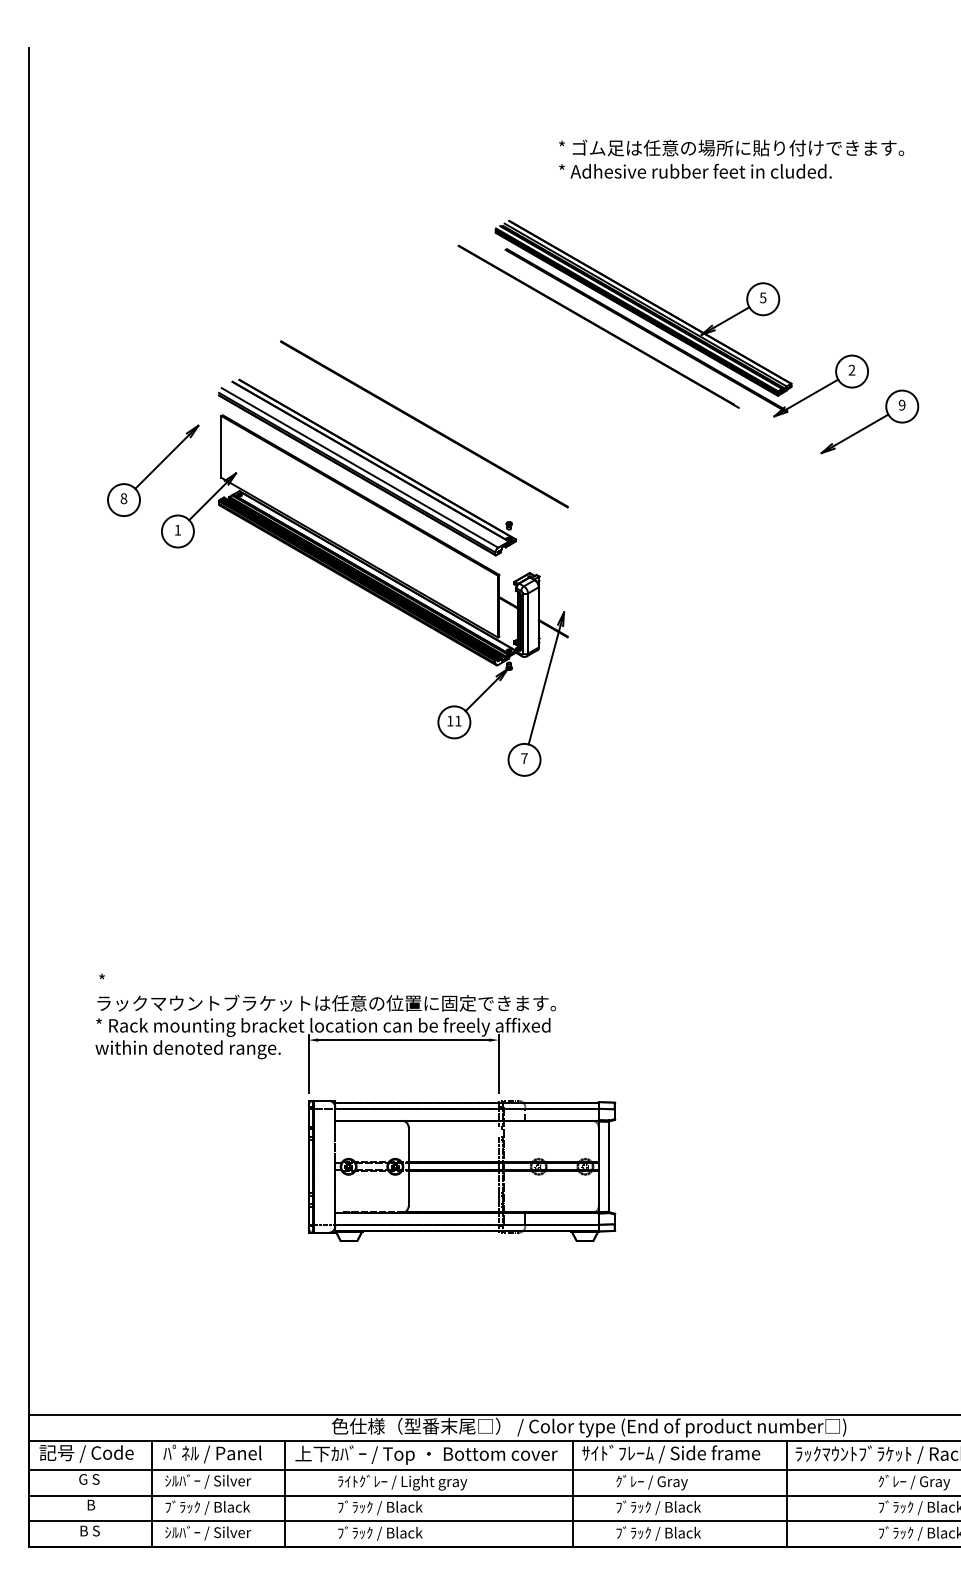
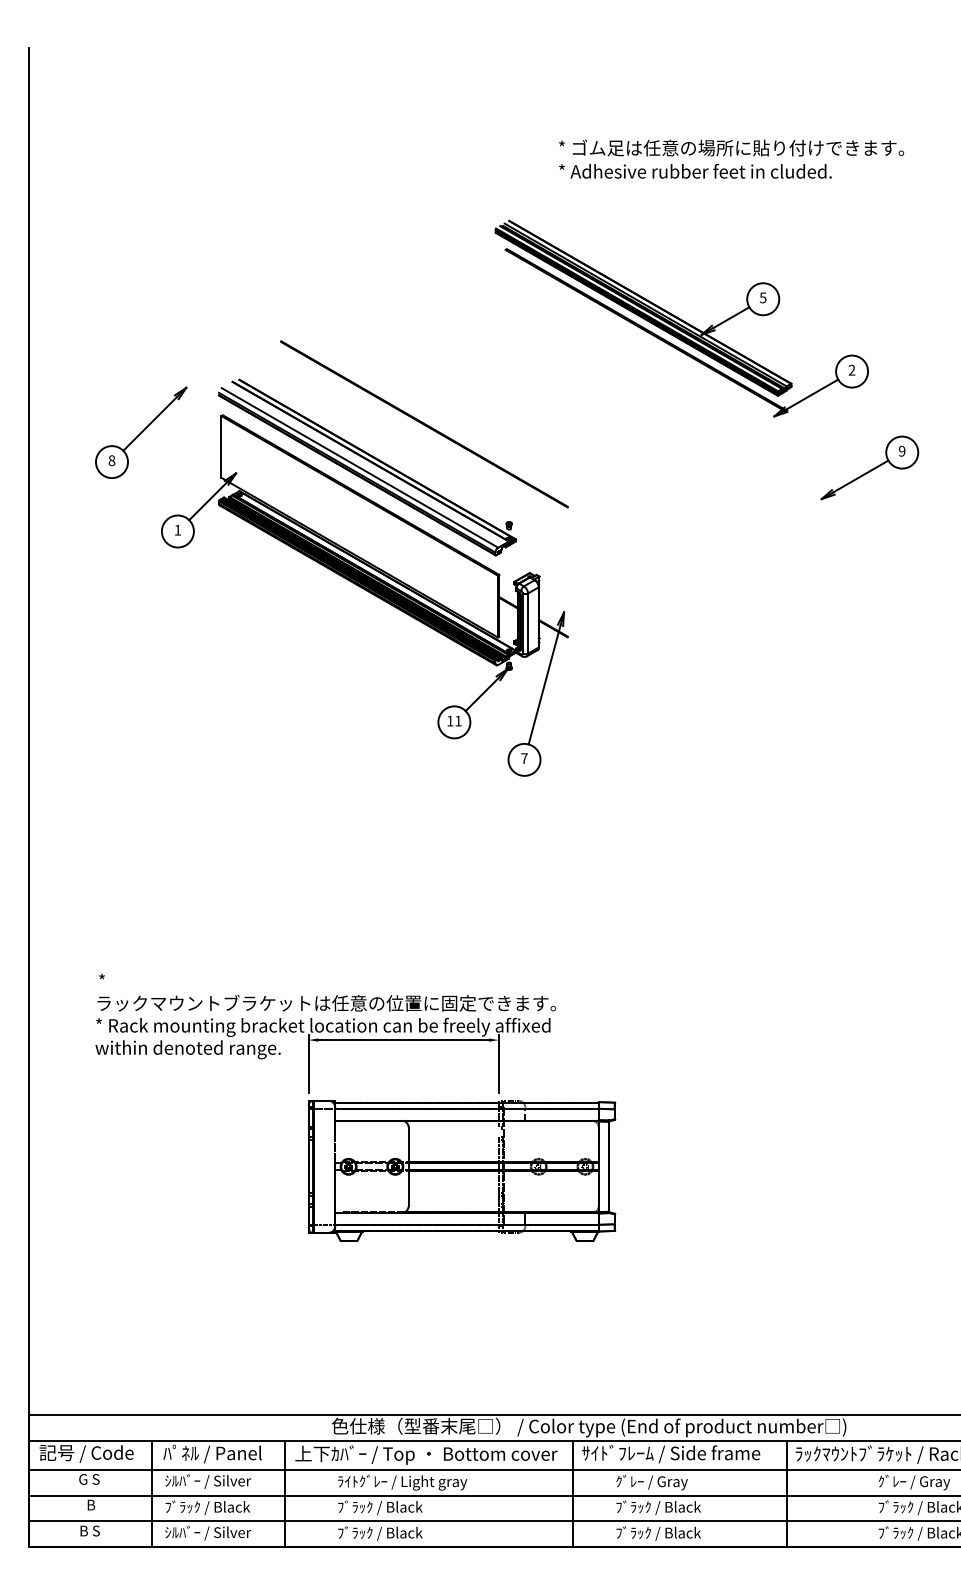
line: present -> none (598, 326)
part position: (869, 421) -> (869, 467) (869, 467)
part position: (153, 470) -> (141, 432) (141, 432)
